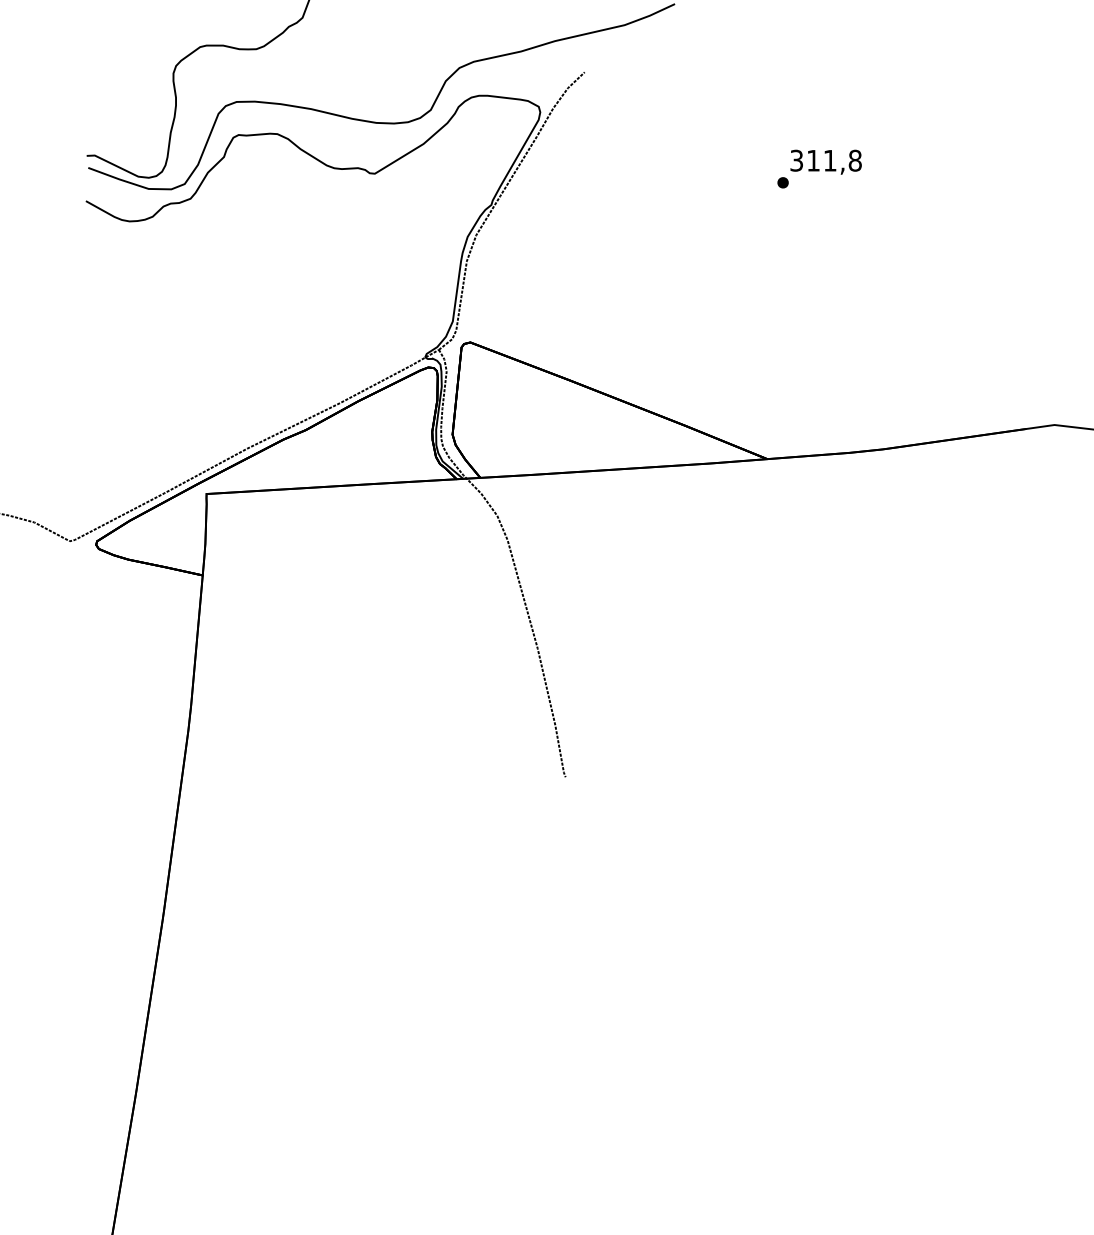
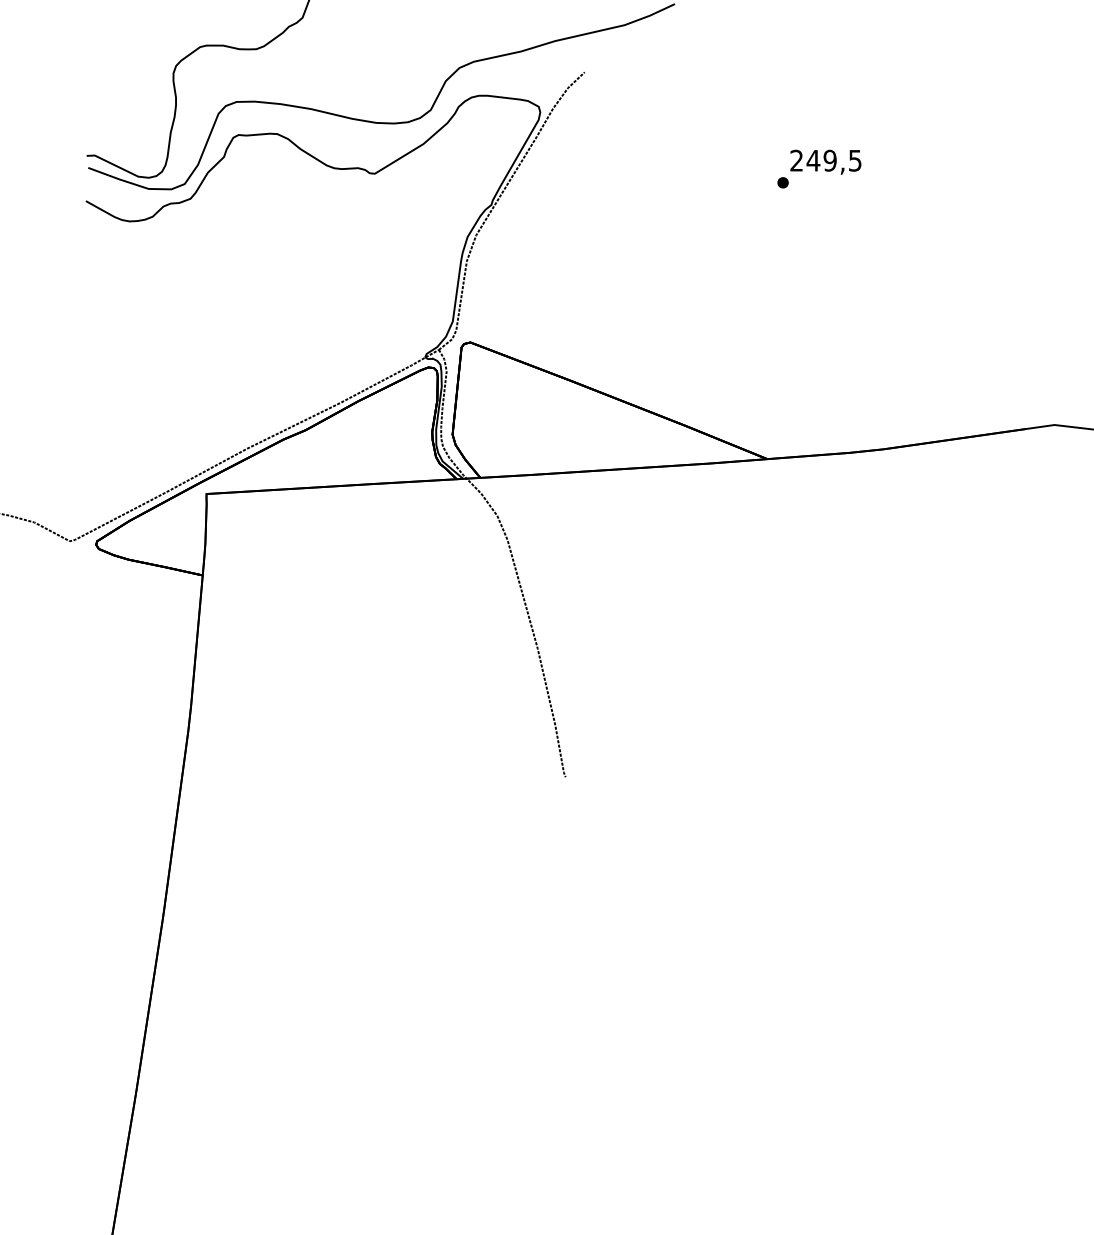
text: 311,8 -> 249,5 (825, 160)
